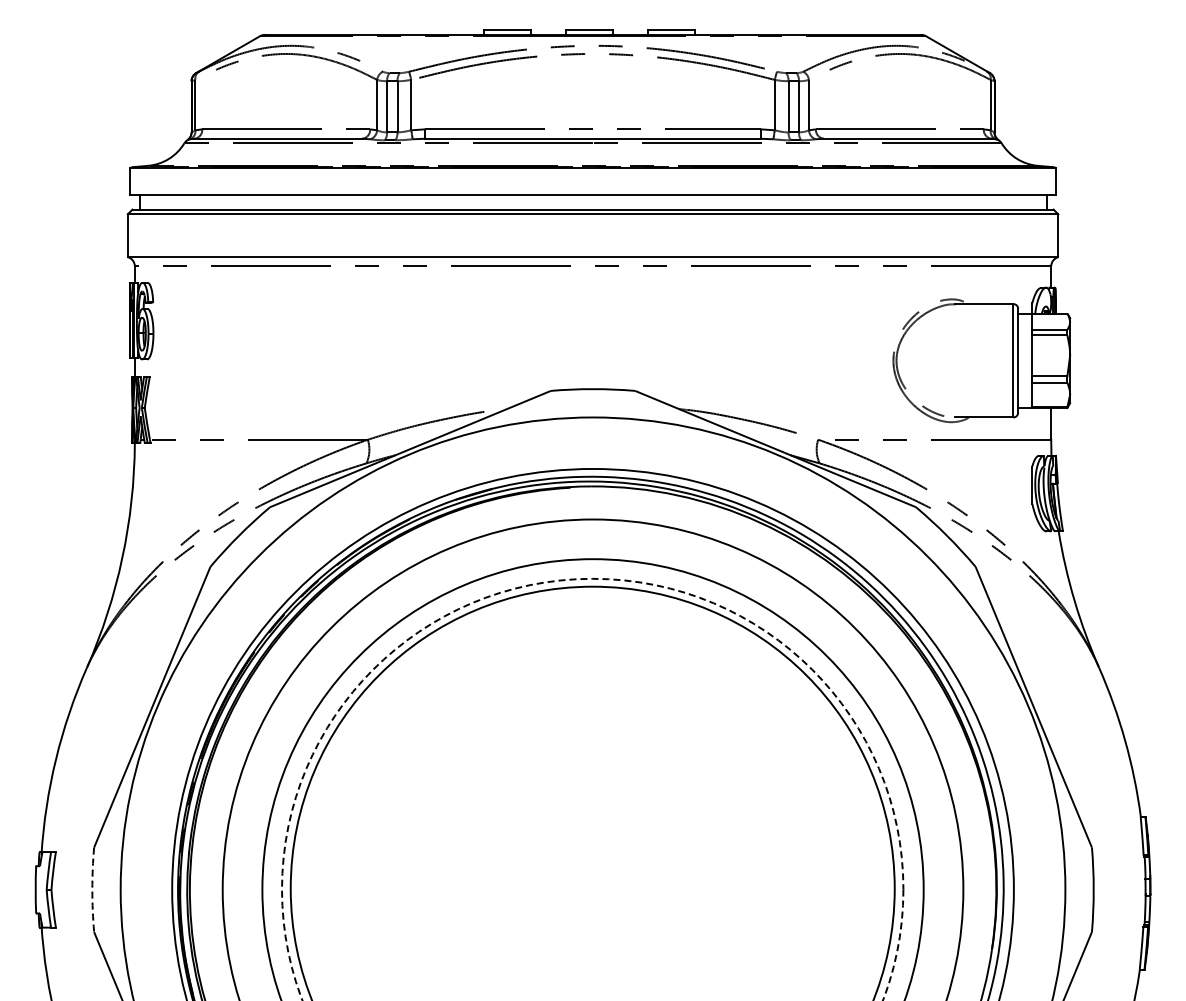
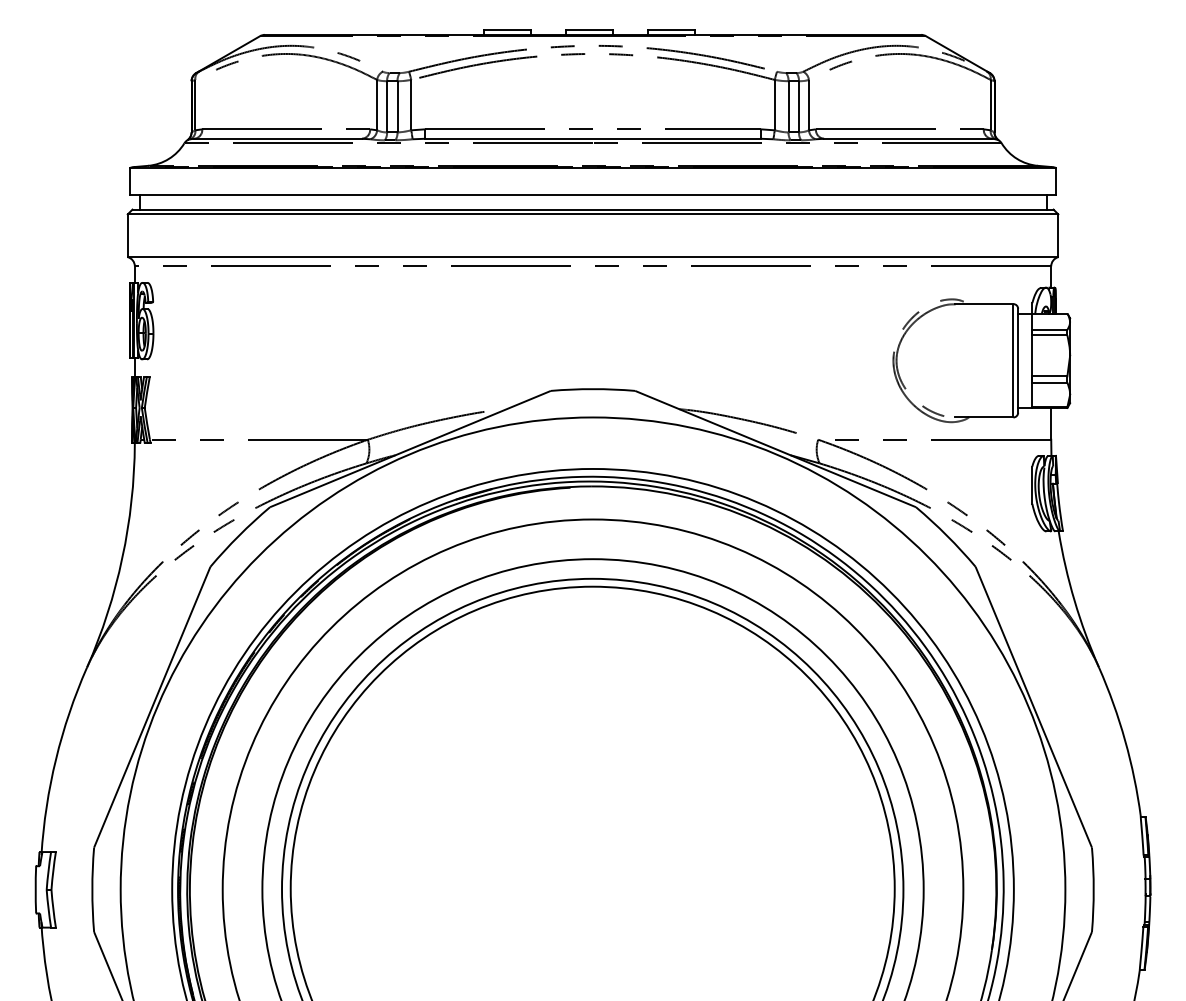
circle: dashed -> solid (592, 789)
arc: dashed -> solid (92, 889)
